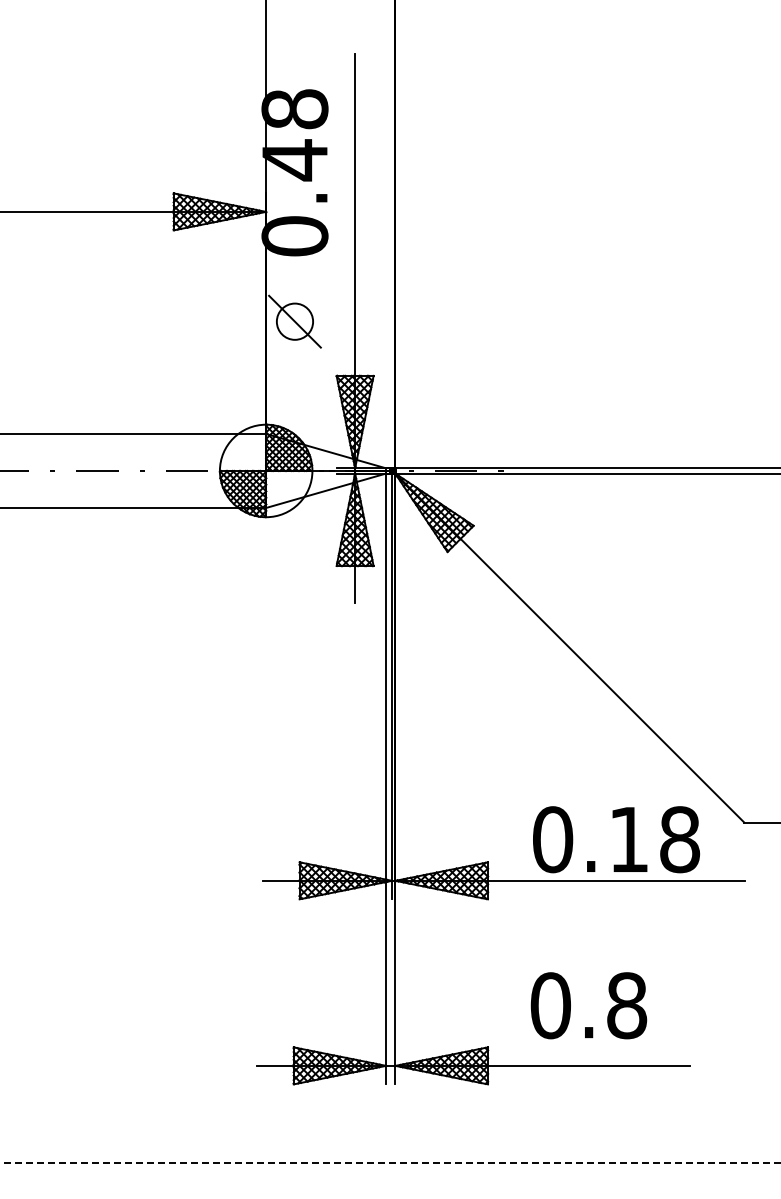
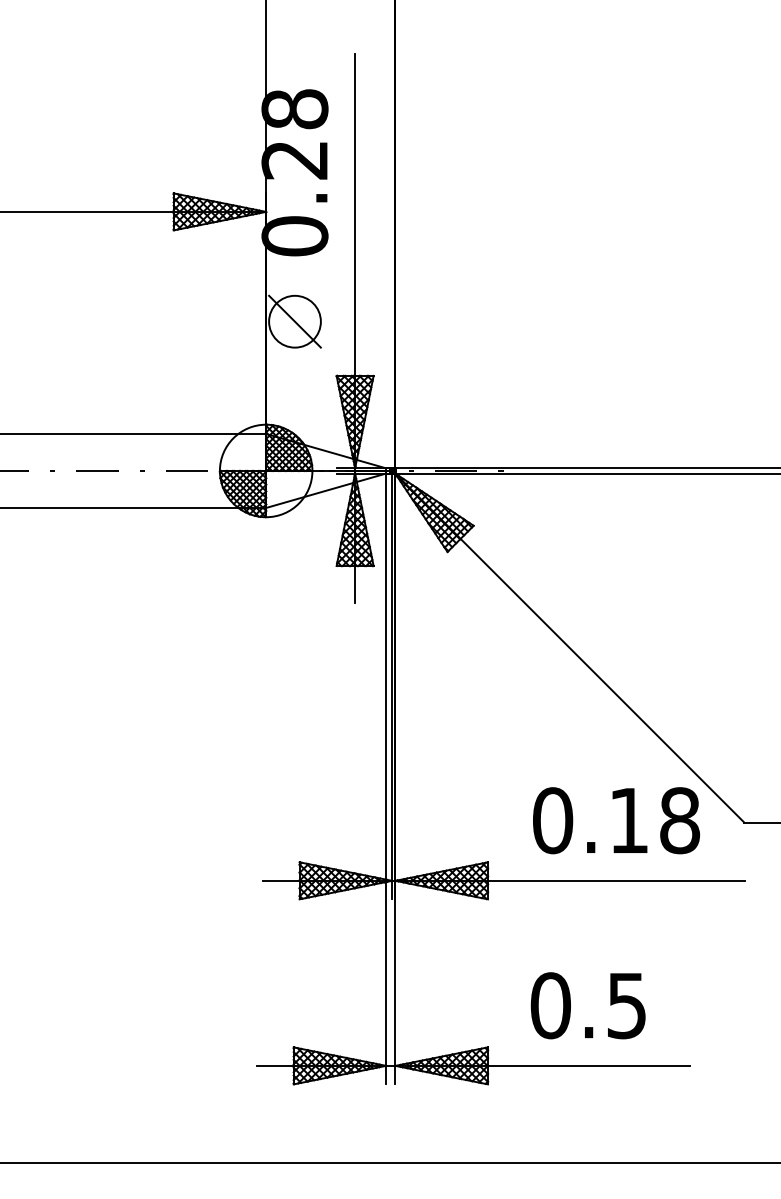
text: 0.48 -> 0.28 (294, 160)
circle diameter: 36 px -> 52 px (294, 321)
text position: (616, 839) -> (616, 820) (616, 820)
text: 0.8 -> 0.5 (627, 1005)
line: dashed -> solid (390, 1163)
